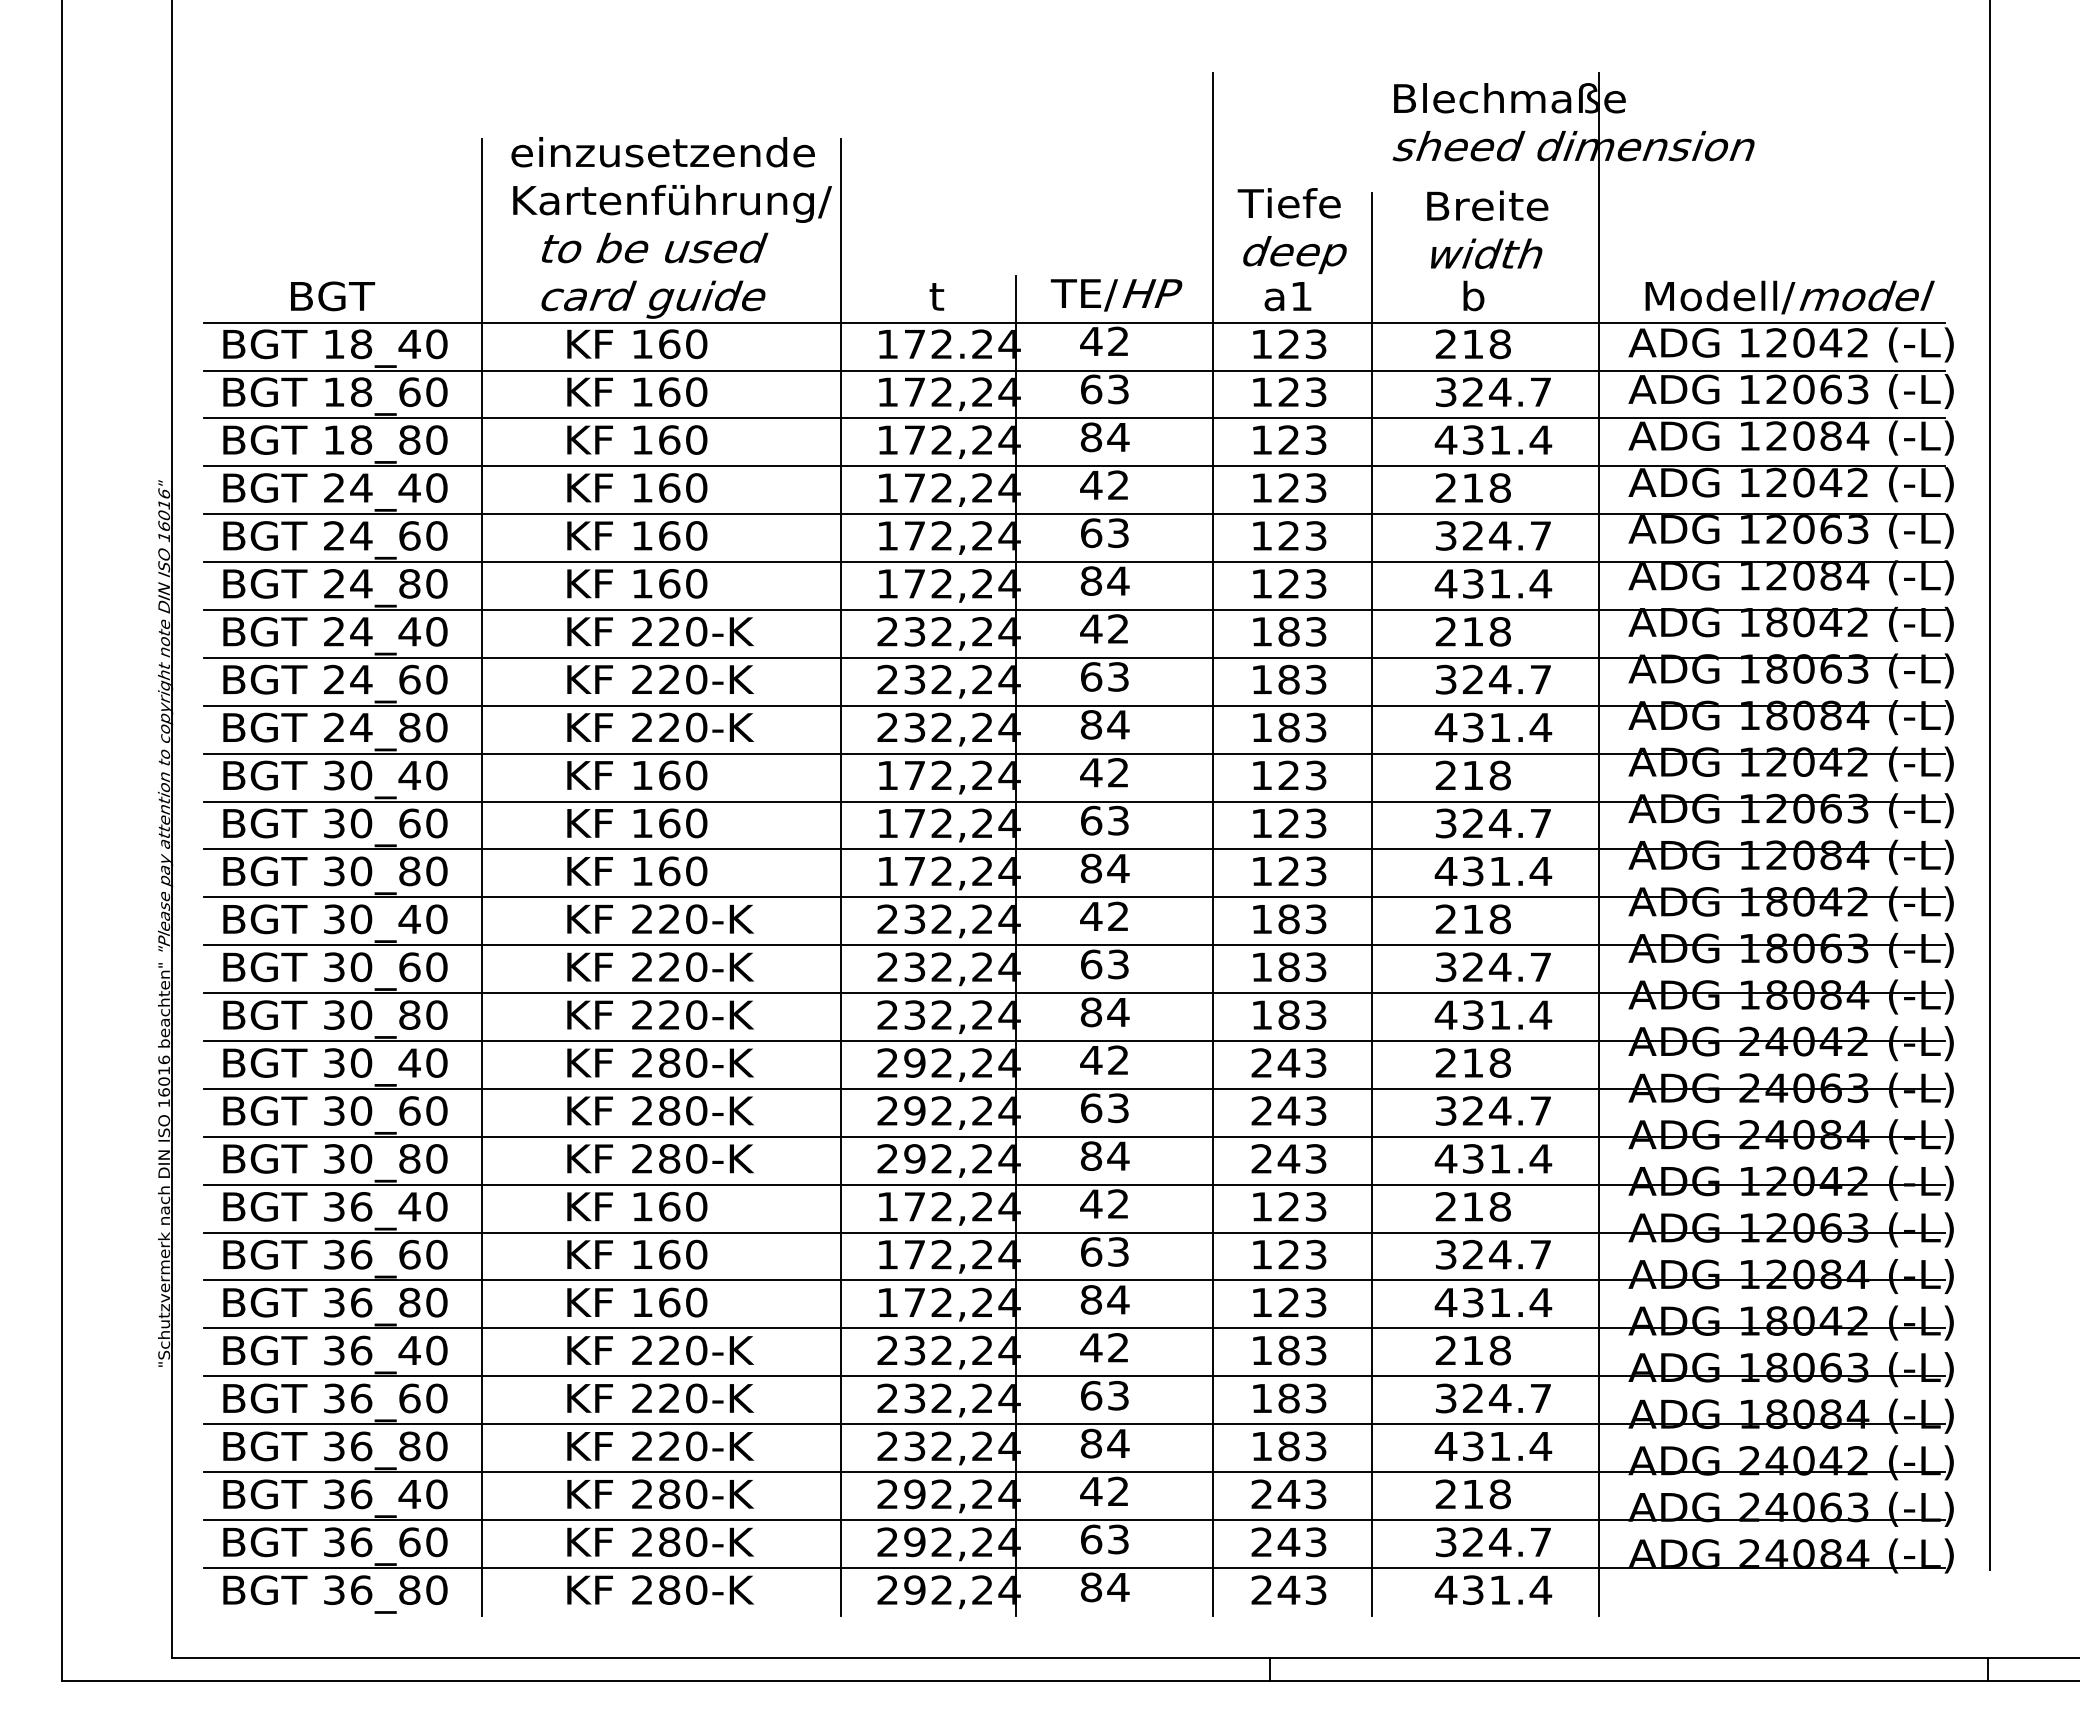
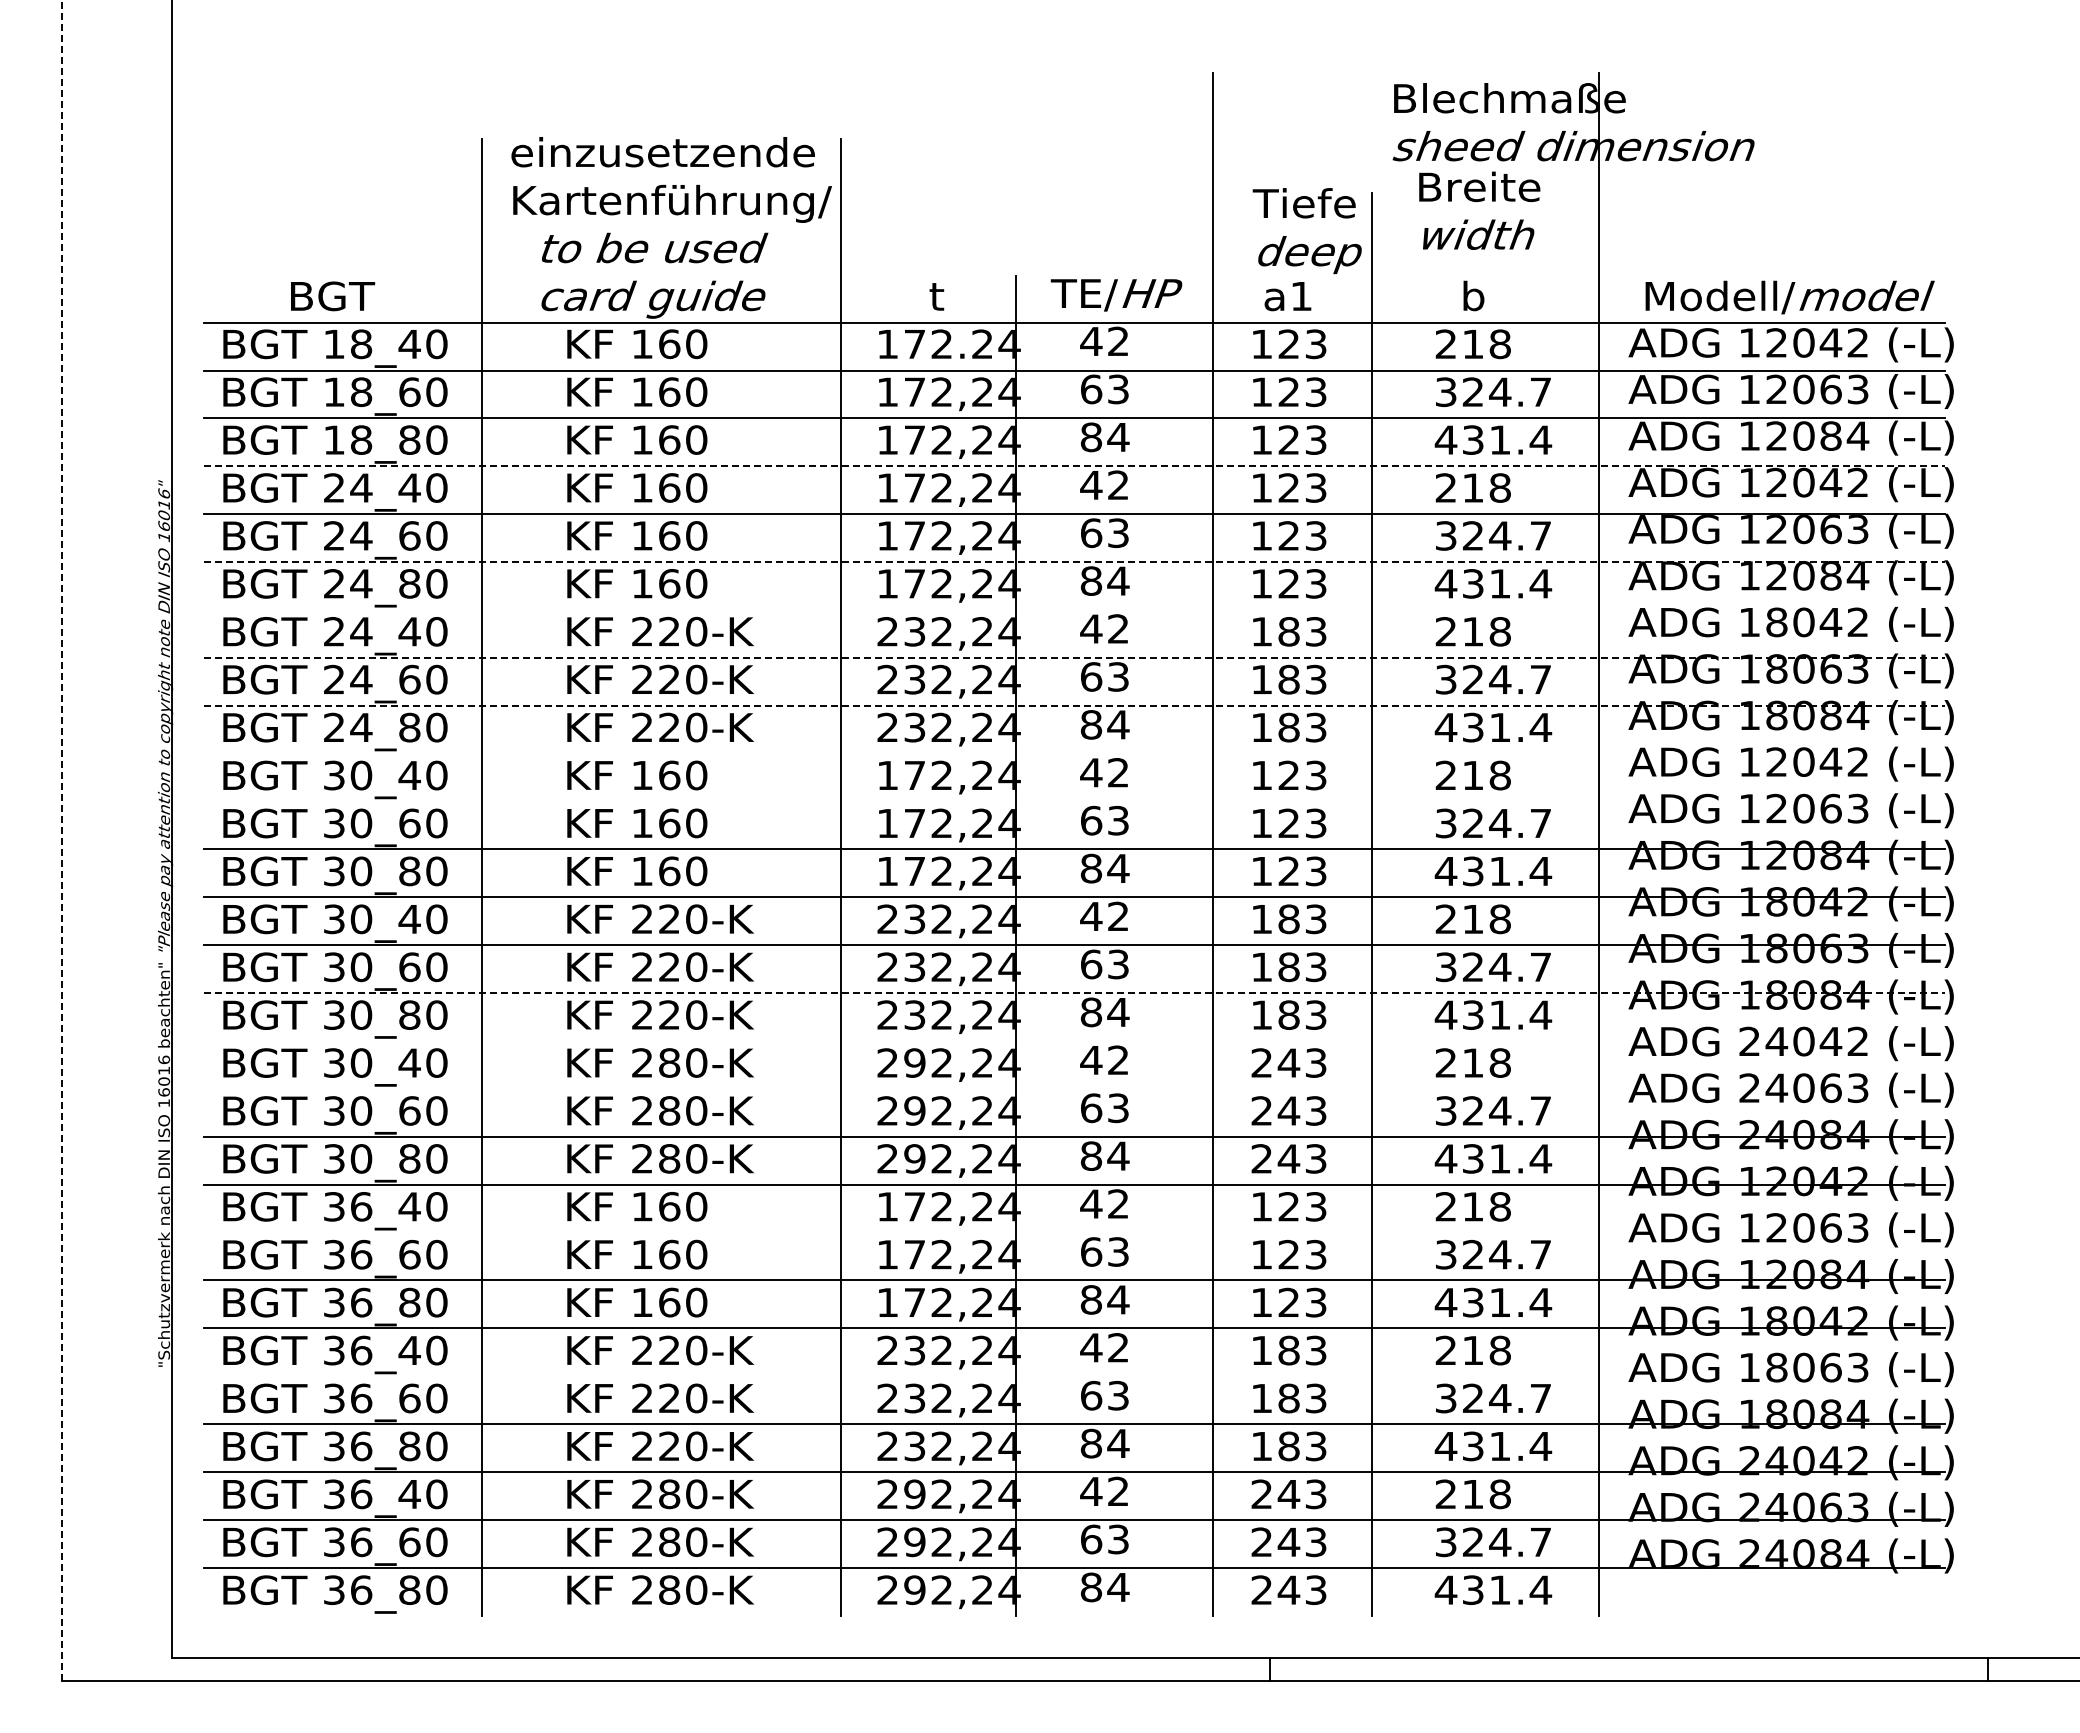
text position: (1487, 229) -> (1479, 210) (1479, 210)
text position: (1291, 231) -> (1306, 231) (1306, 231)
line: solid -> dashed (1074, 466)
line: solid -> dashed (1074, 562)
line: present -> none (1074, 610)
line: solid -> dashed (1074, 657)
line: solid -> dashed (1074, 705)
line: present -> none (1074, 753)
line: present -> none (1989, 786)
line: present -> none (1074, 801)
line: solid -> dashed (62, 840)
line: solid -> dashed (1074, 993)
line: present -> none (1074, 1041)
line: present -> none (1074, 1088)
line: present -> none (1074, 1232)
line: present -> none (1074, 1376)
